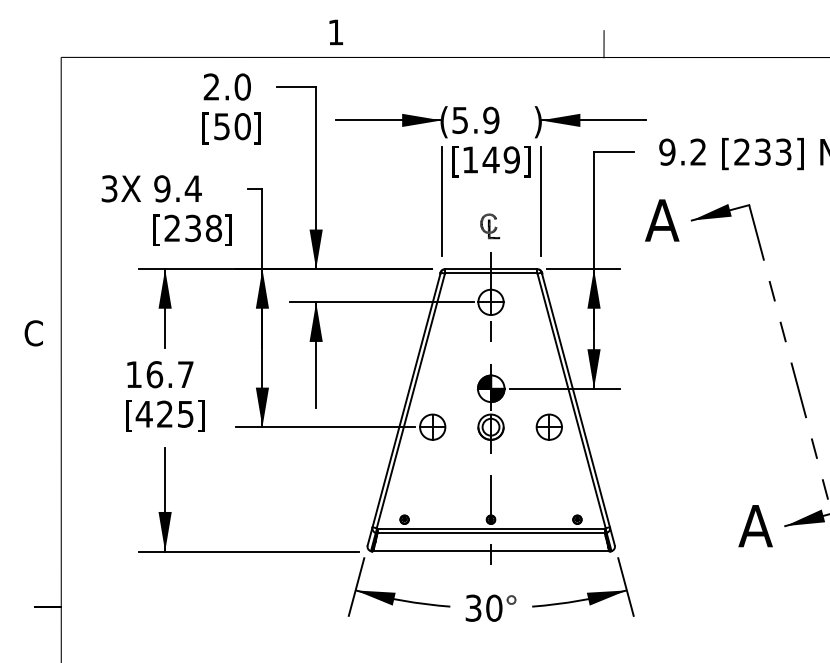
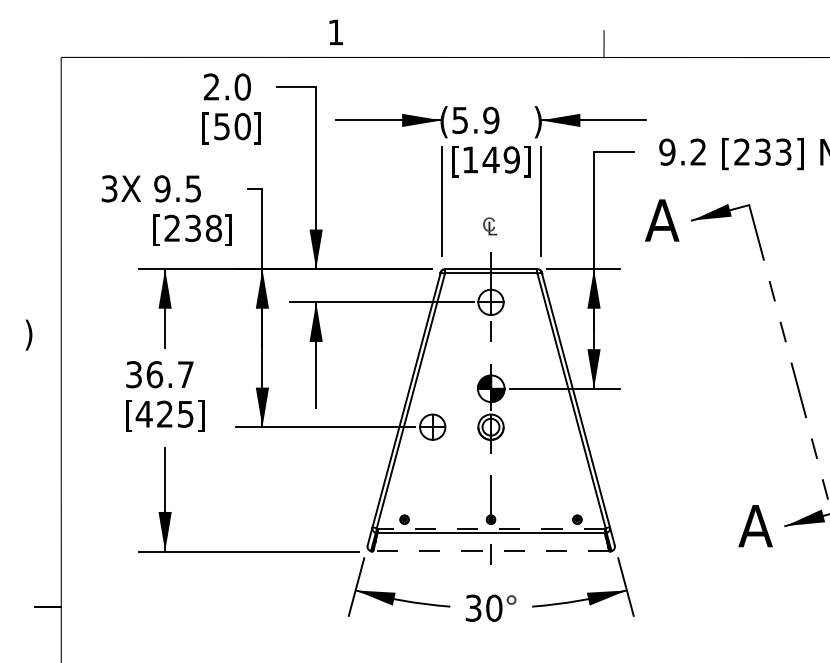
text: 9.4 -> 9.5 (192, 188)
part size: 20x27 px -> 14x19 px (489, 226)
text: C -> ) (33, 334)
text: 16.7 -> 36.7 (133, 374)
part: present -> none (548, 426)
line: solid -> dashed (490, 528)
line: solid -> dashed (491, 551)
